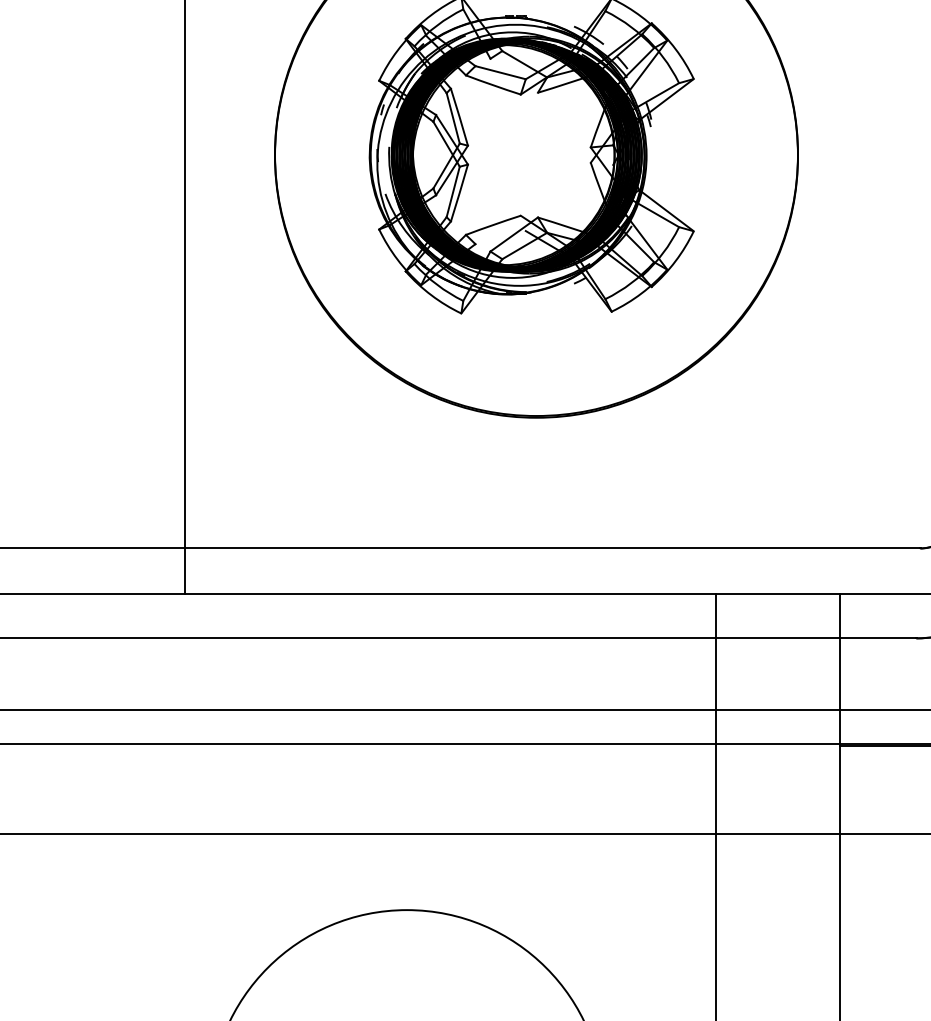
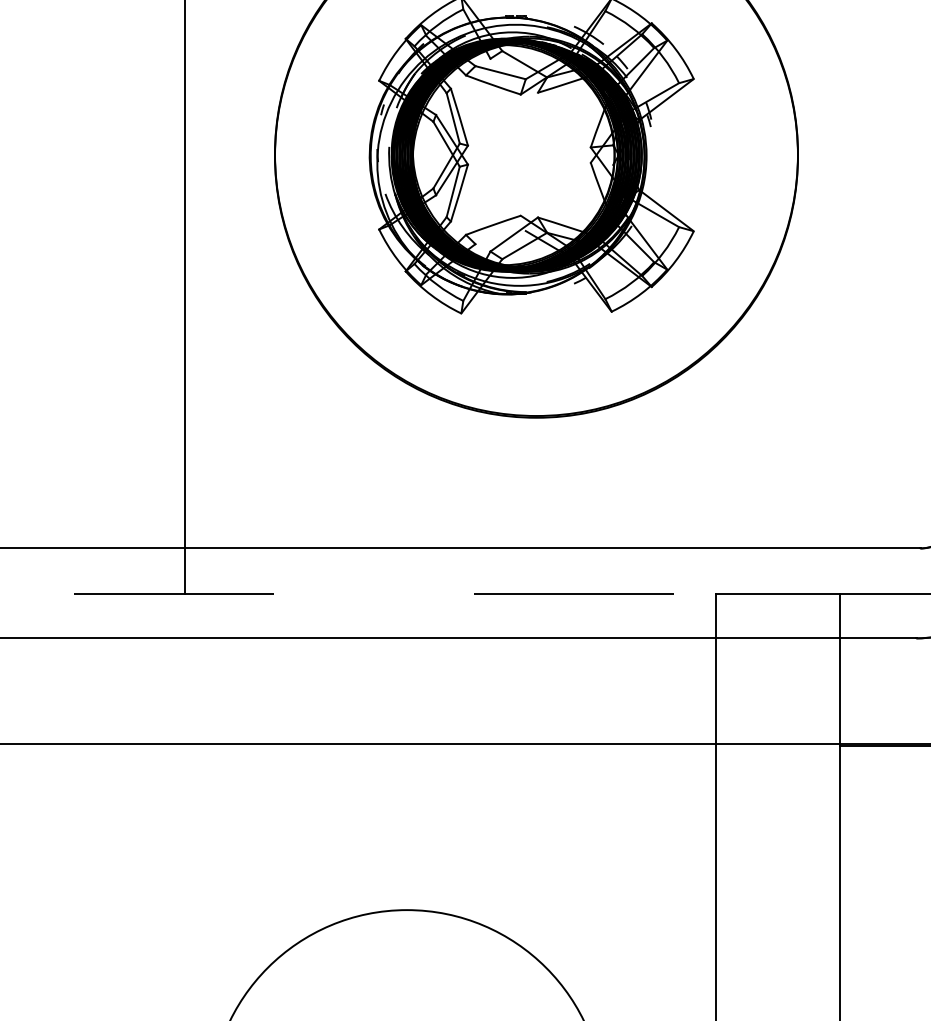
line: solid -> dashed (357, 593)
line: present -> none (464, 709)
line: present -> none (464, 833)
